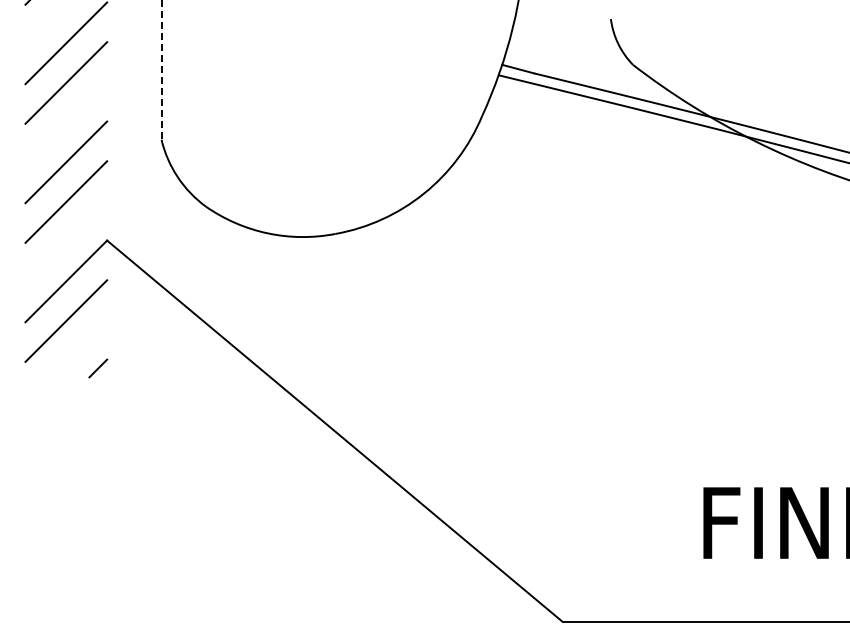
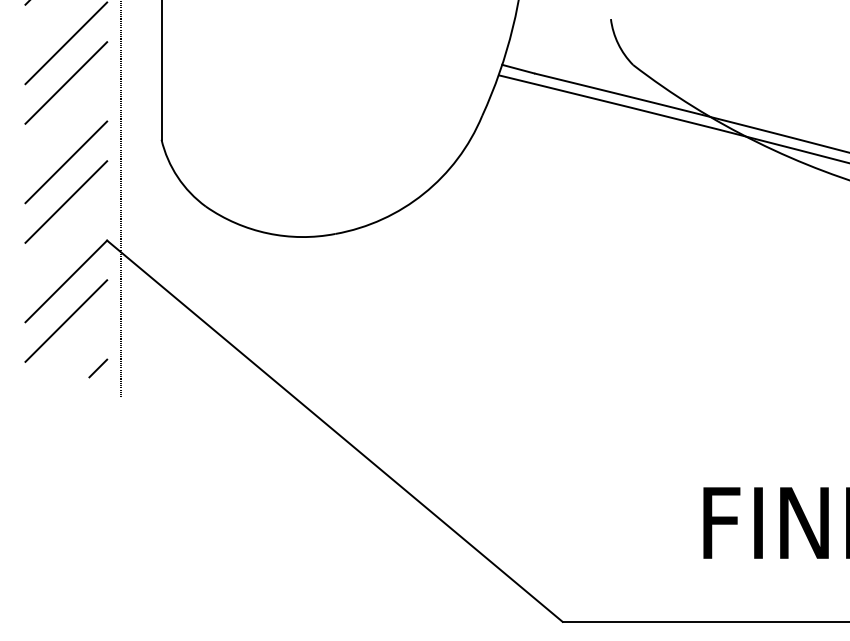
line: dashed -> solid (161, 70)
line: none -> present (120, 199)
